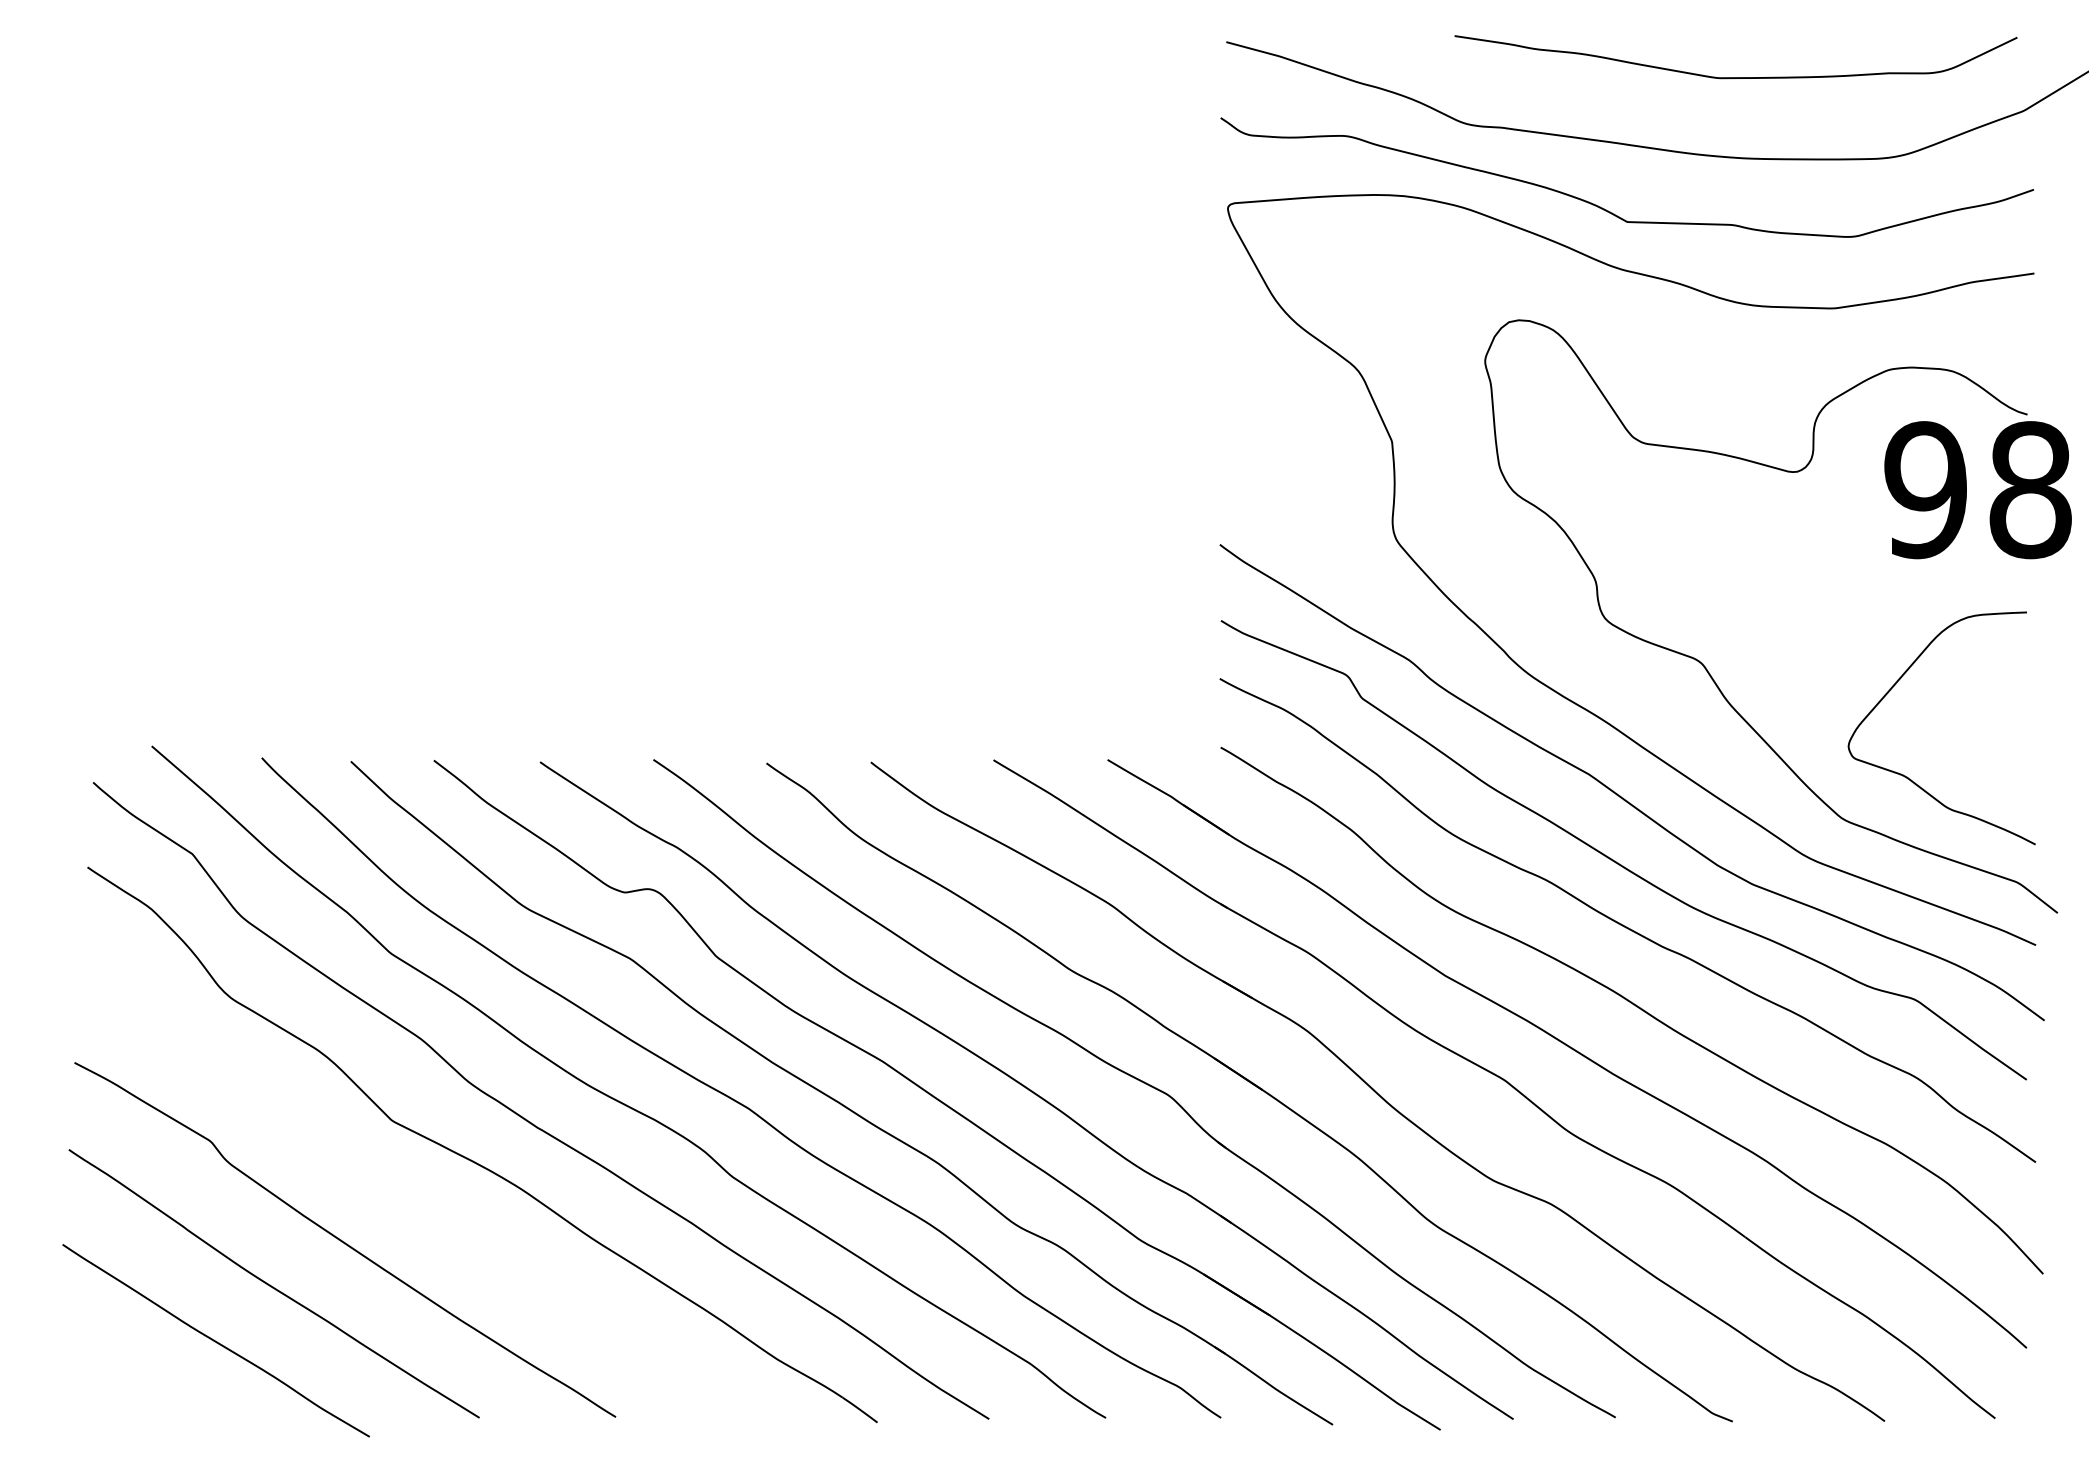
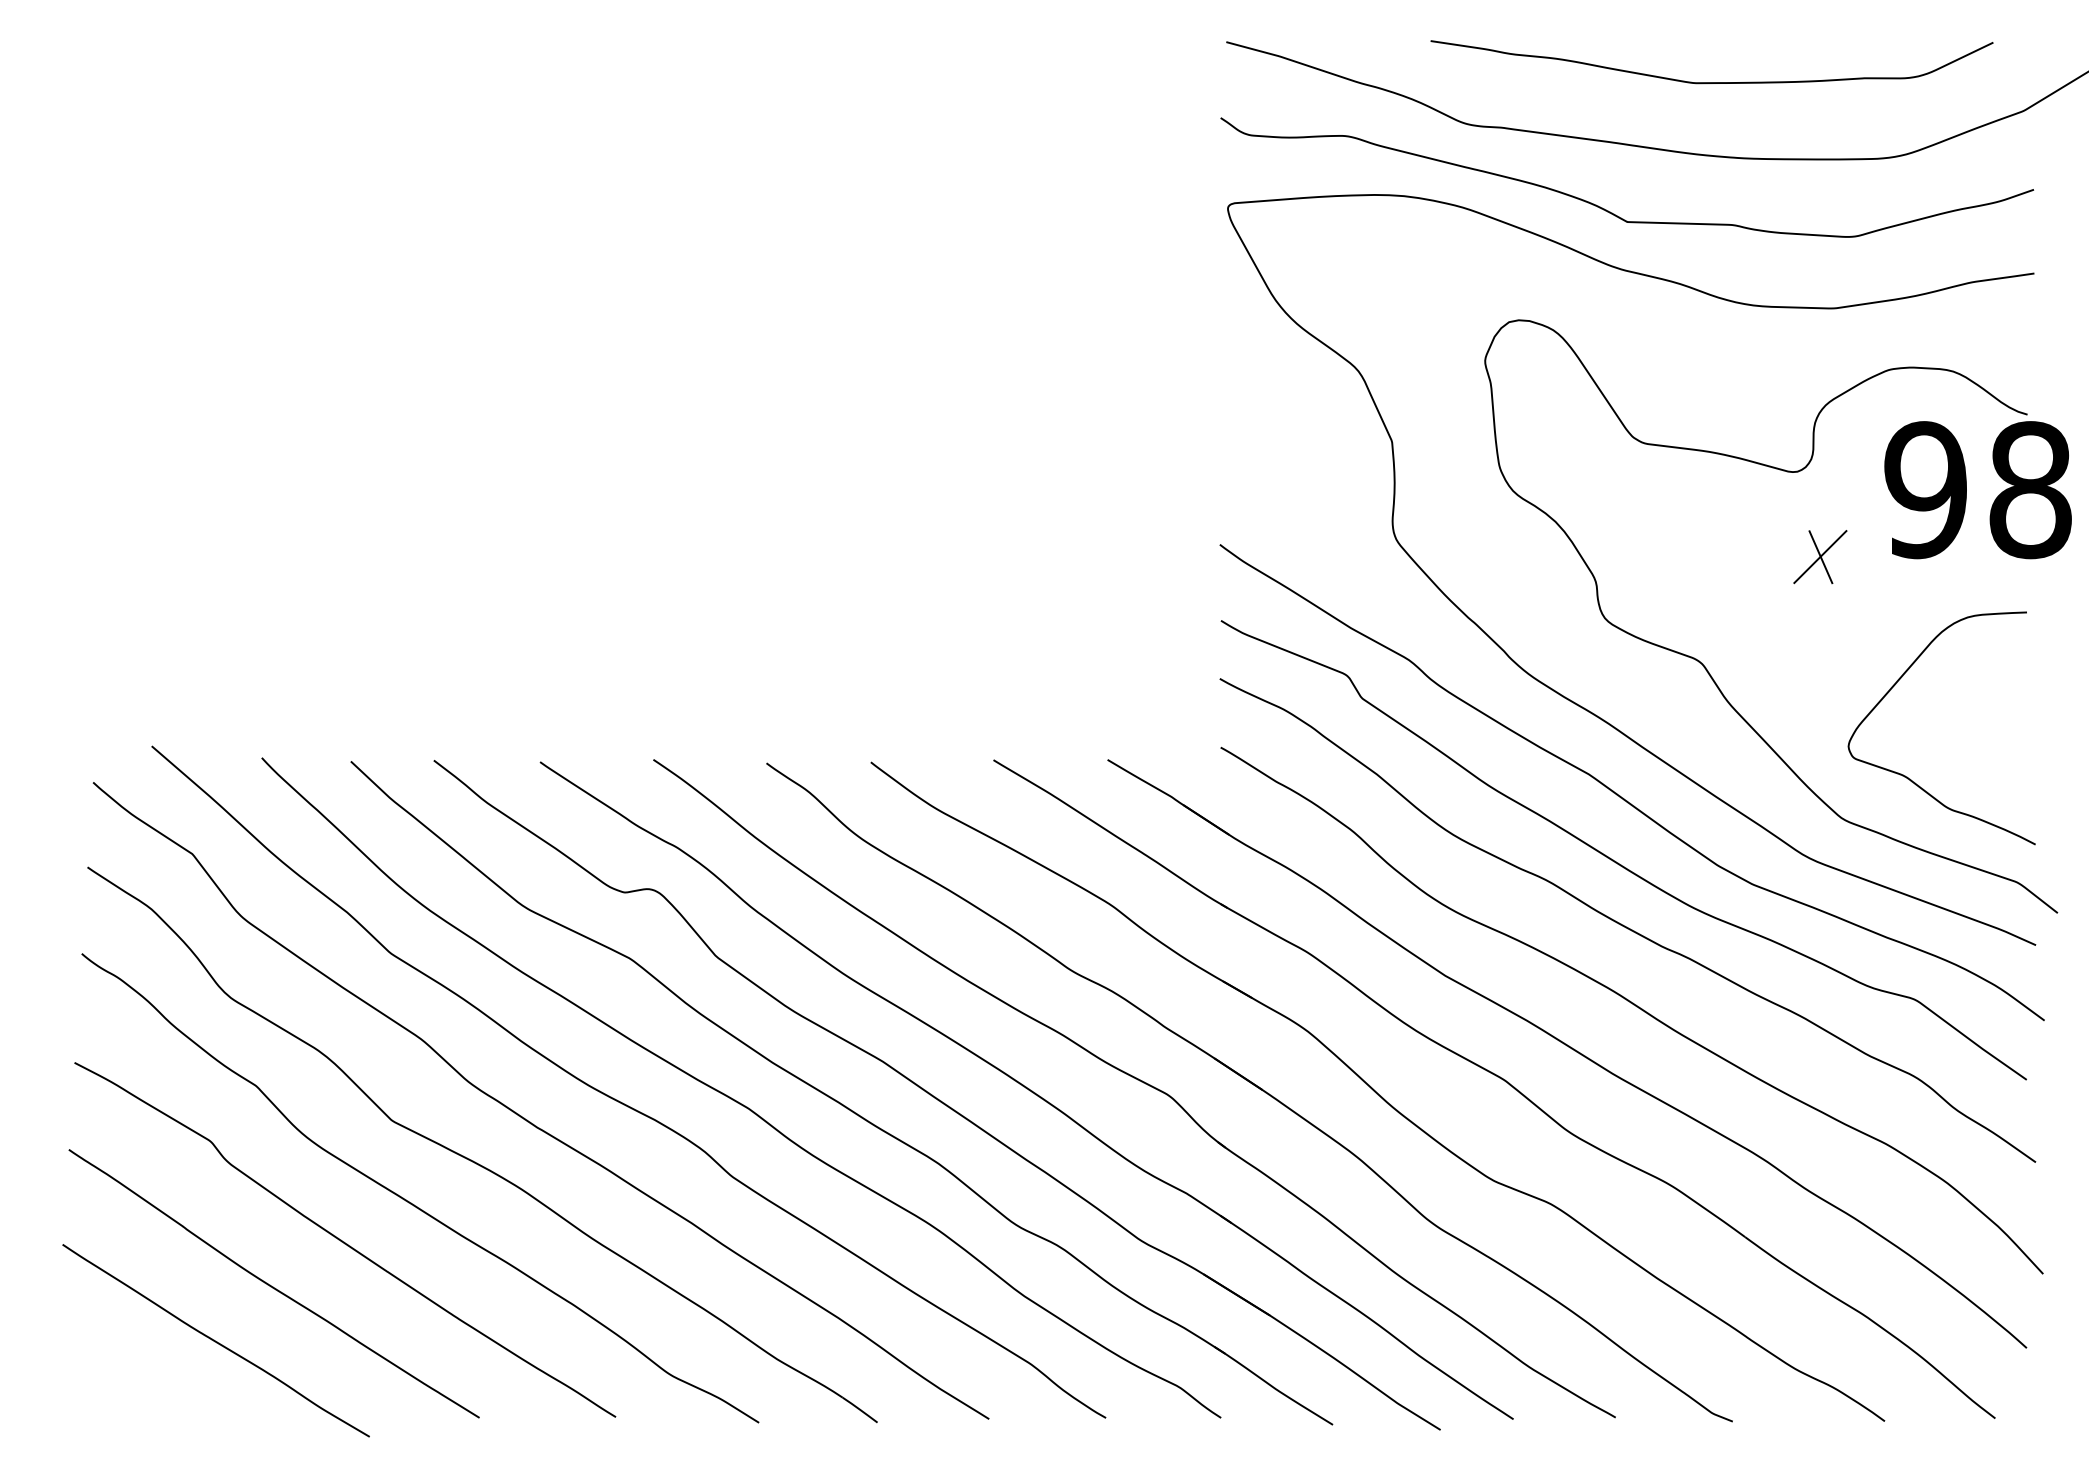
curve position: (1735, 77) -> (1711, 82) (1711, 82)
part: none -> present (1820, 557)
curve: none -> present (411, 1202)
